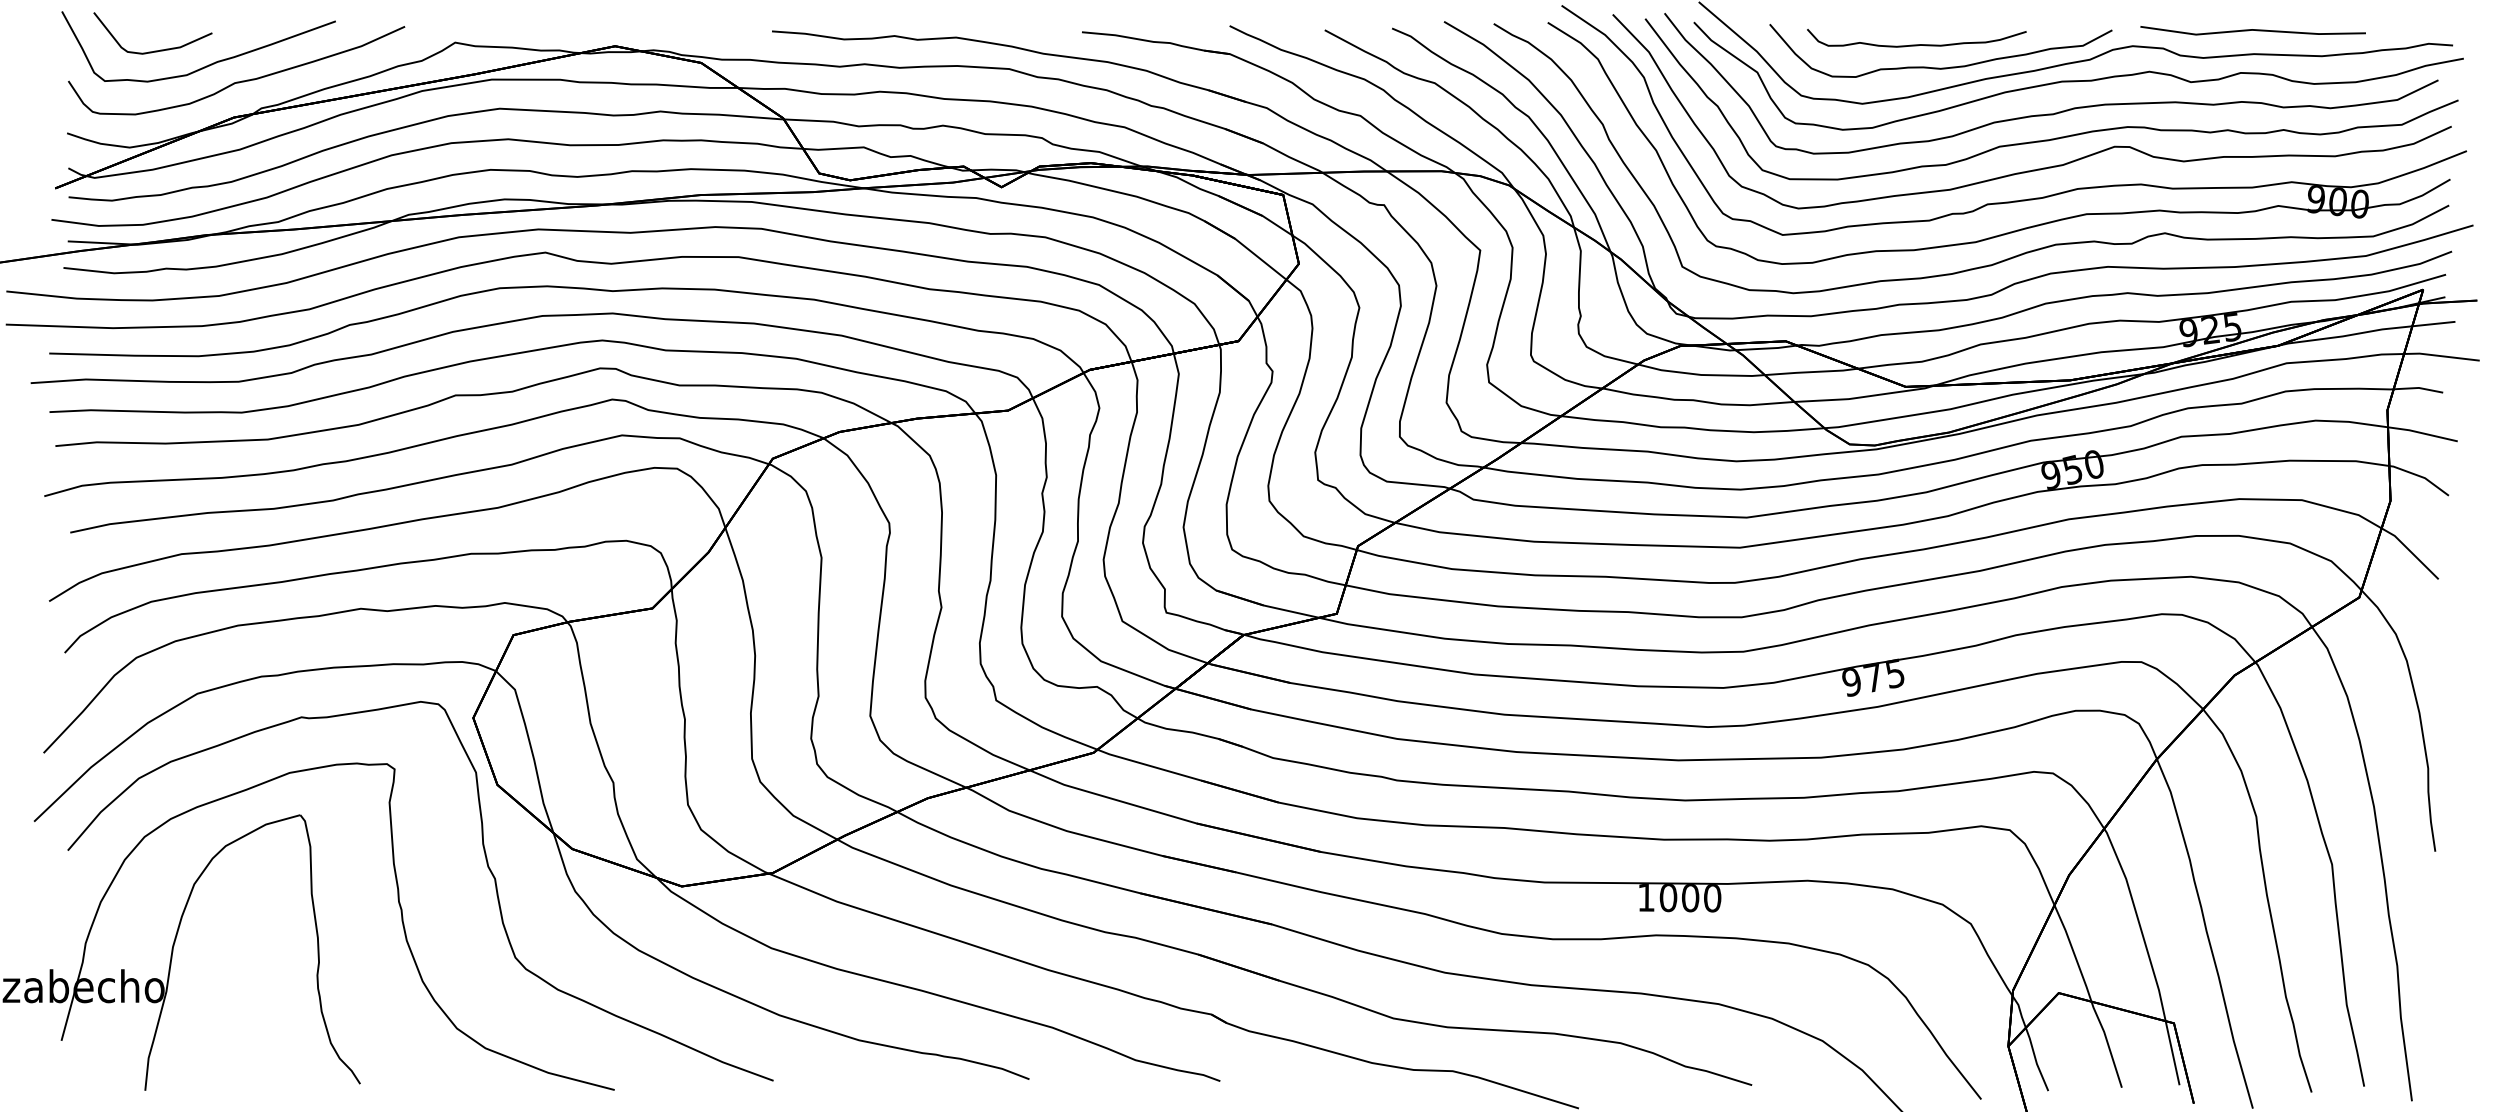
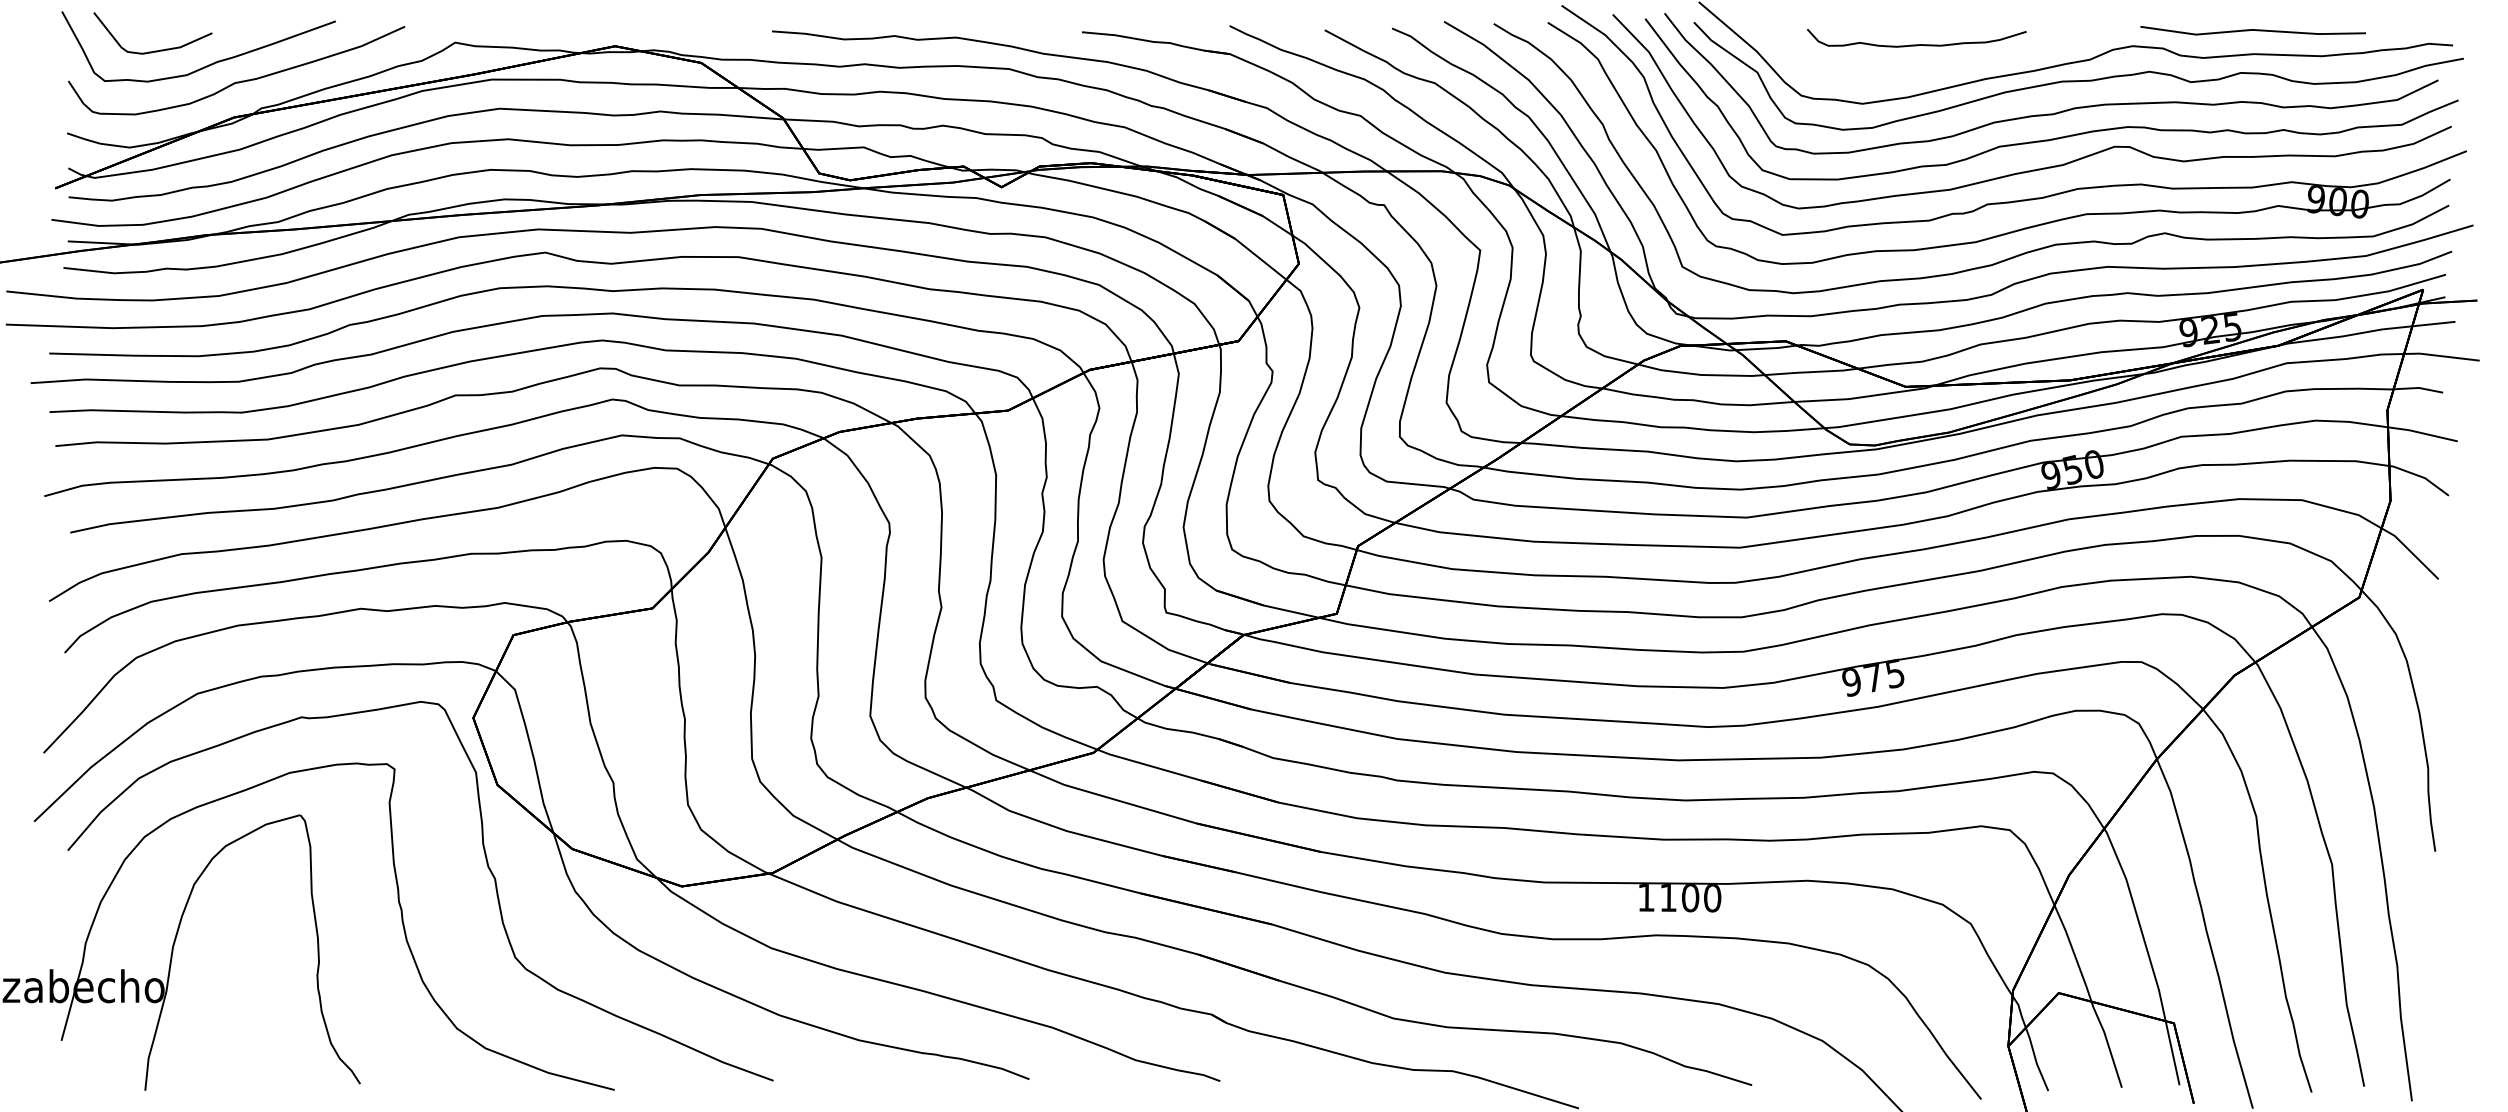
curve: present -> none (1939, 67)
text: 1000 -> 1100 (1668, 898)
